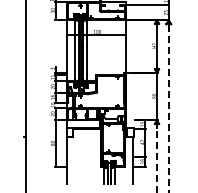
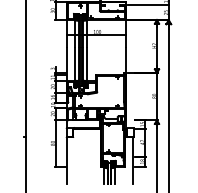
line: dashed -> solid (168, 108)
line: dashed -> solid (156, 158)
